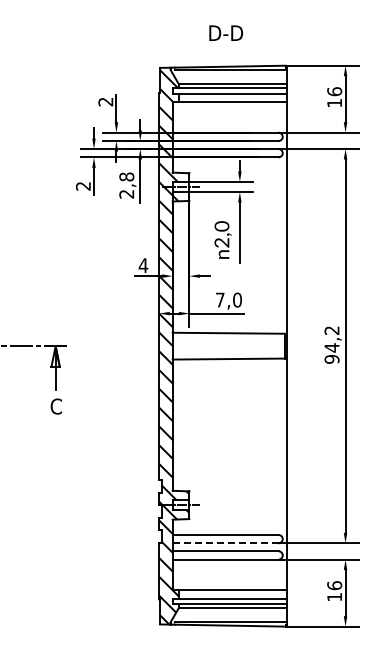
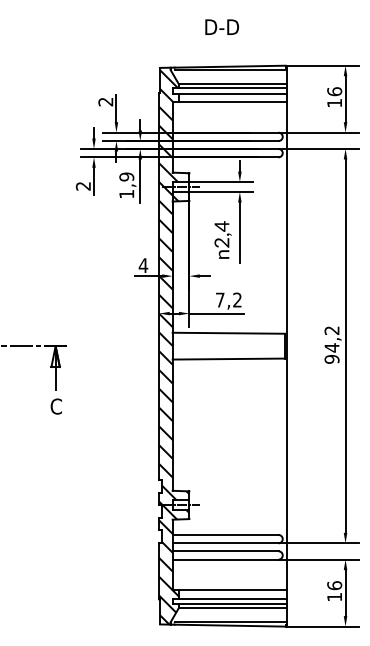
text position: (225, 32) -> (221, 26) (221, 26)
text: 2,8 -> 1,9 (126, 185)
text: 2,0 -> 2,4 (221, 226)
text: 7,0 -> 7,2 (237, 299)
line: dashed -> solid (225, 543)
